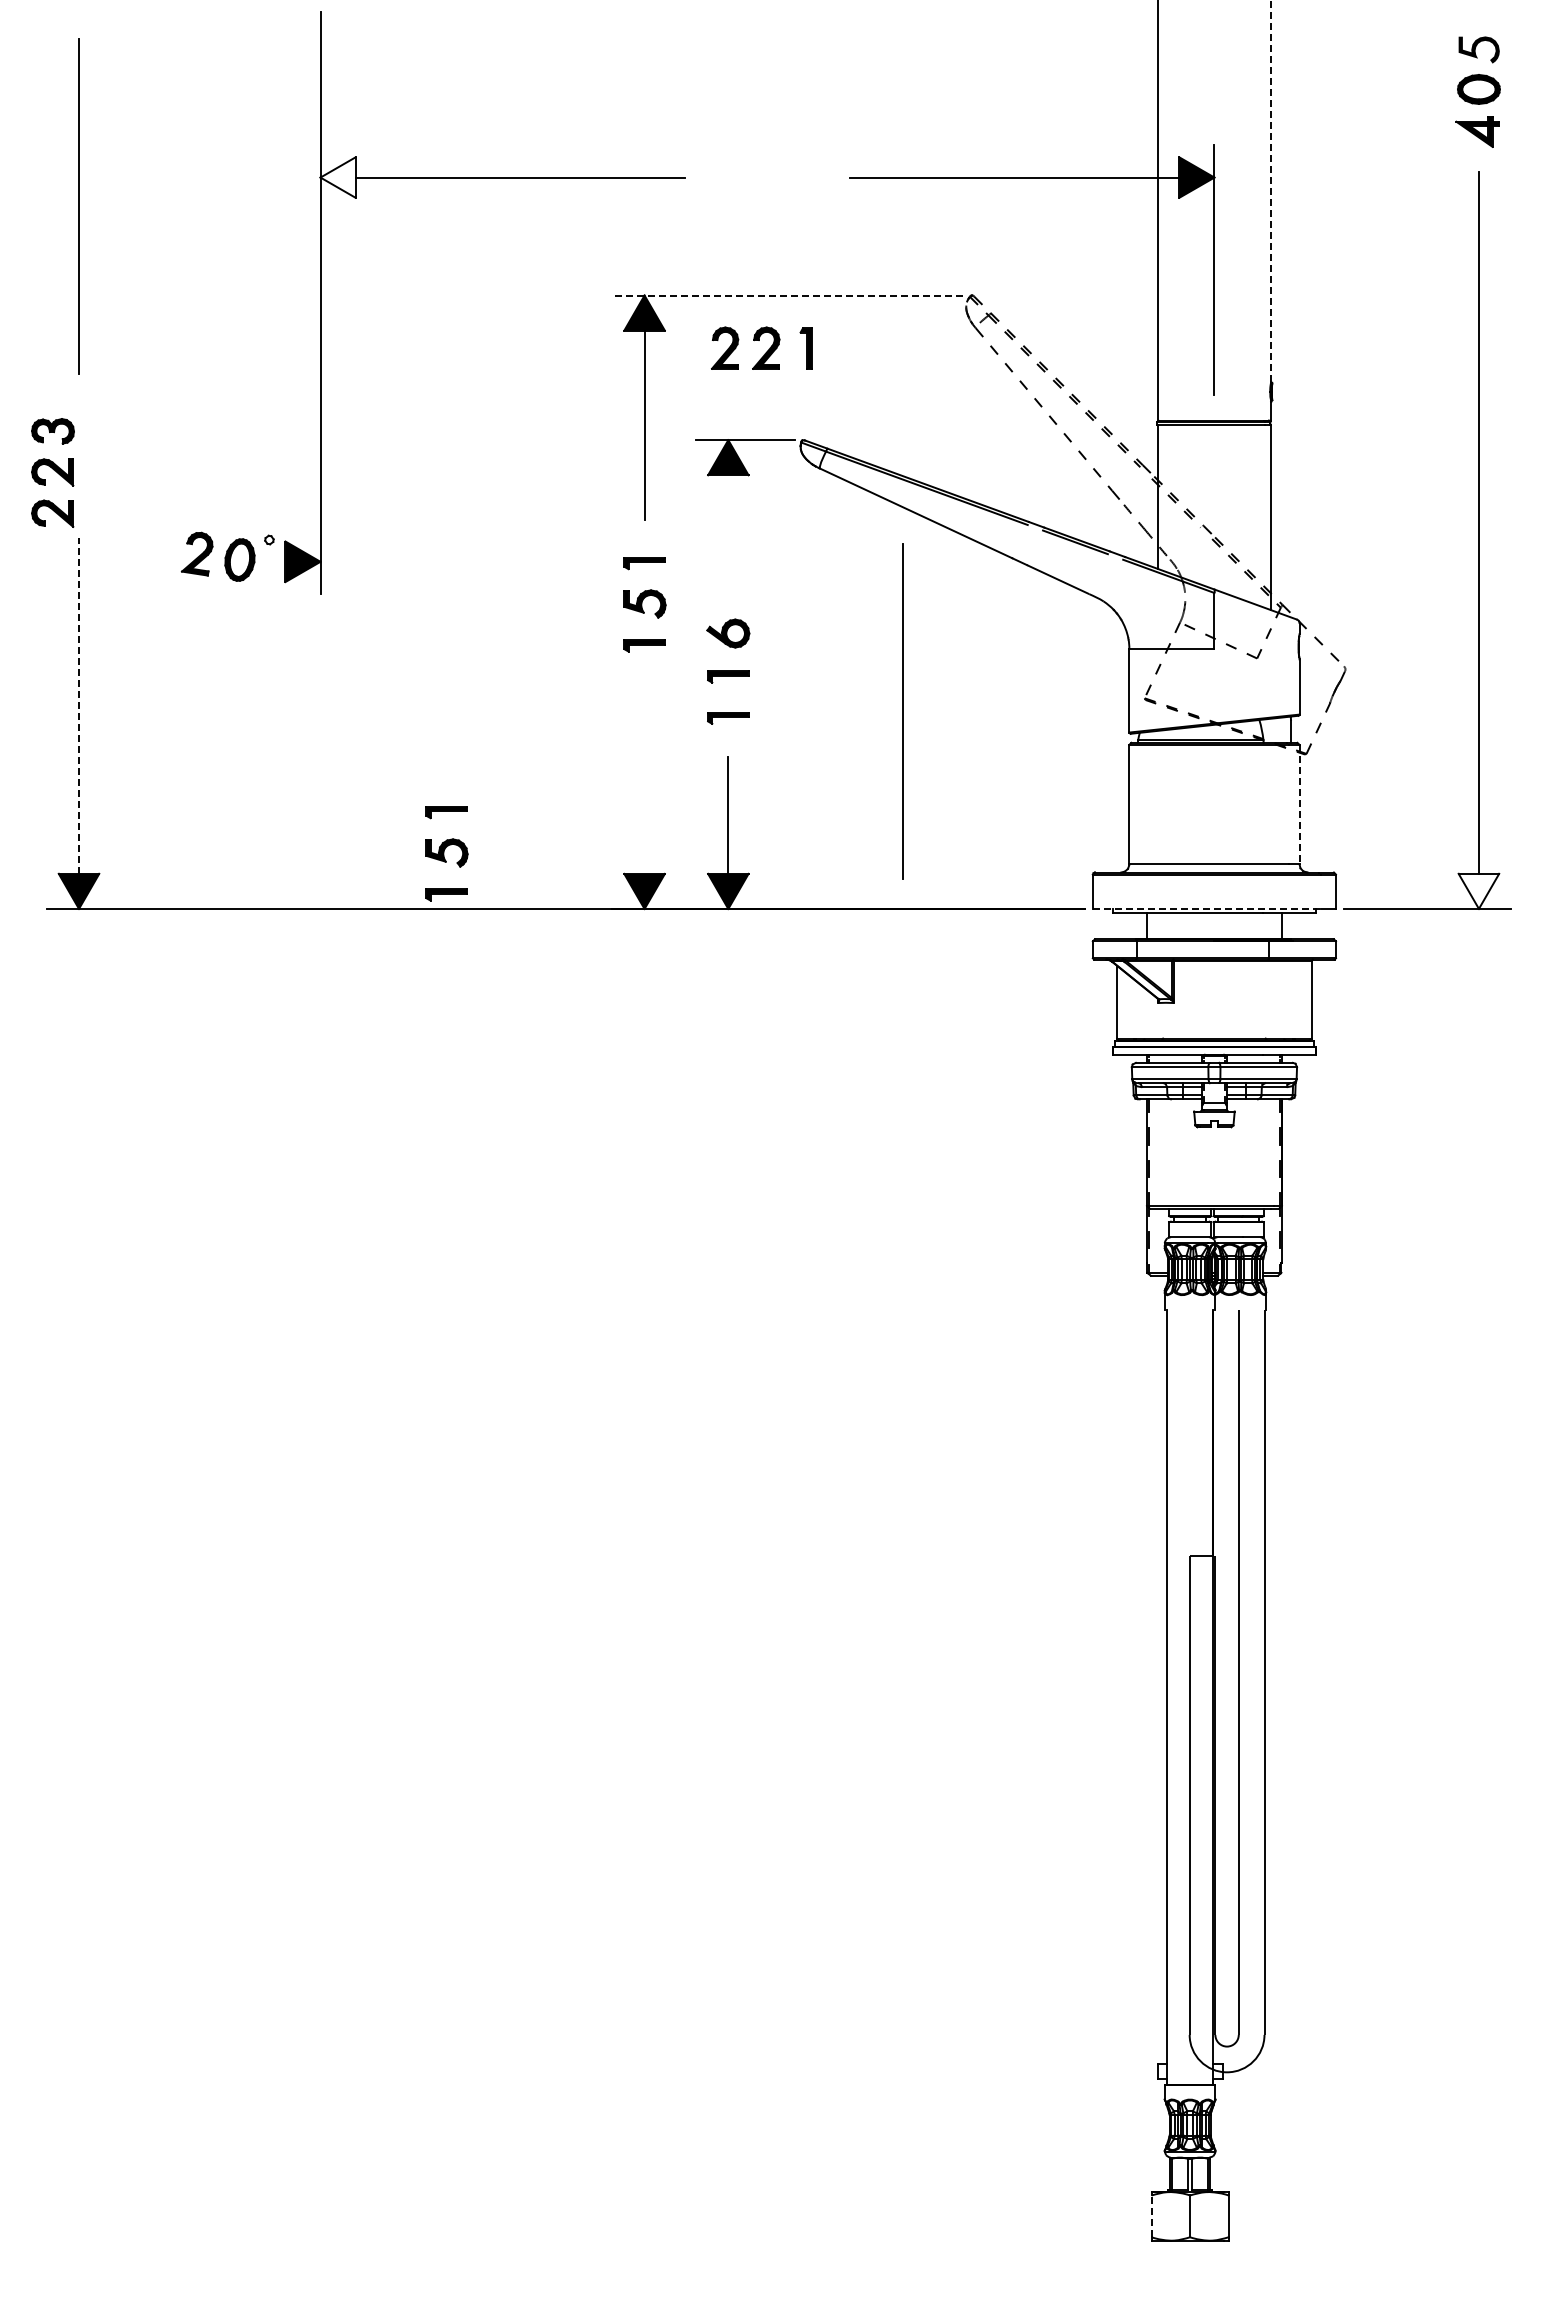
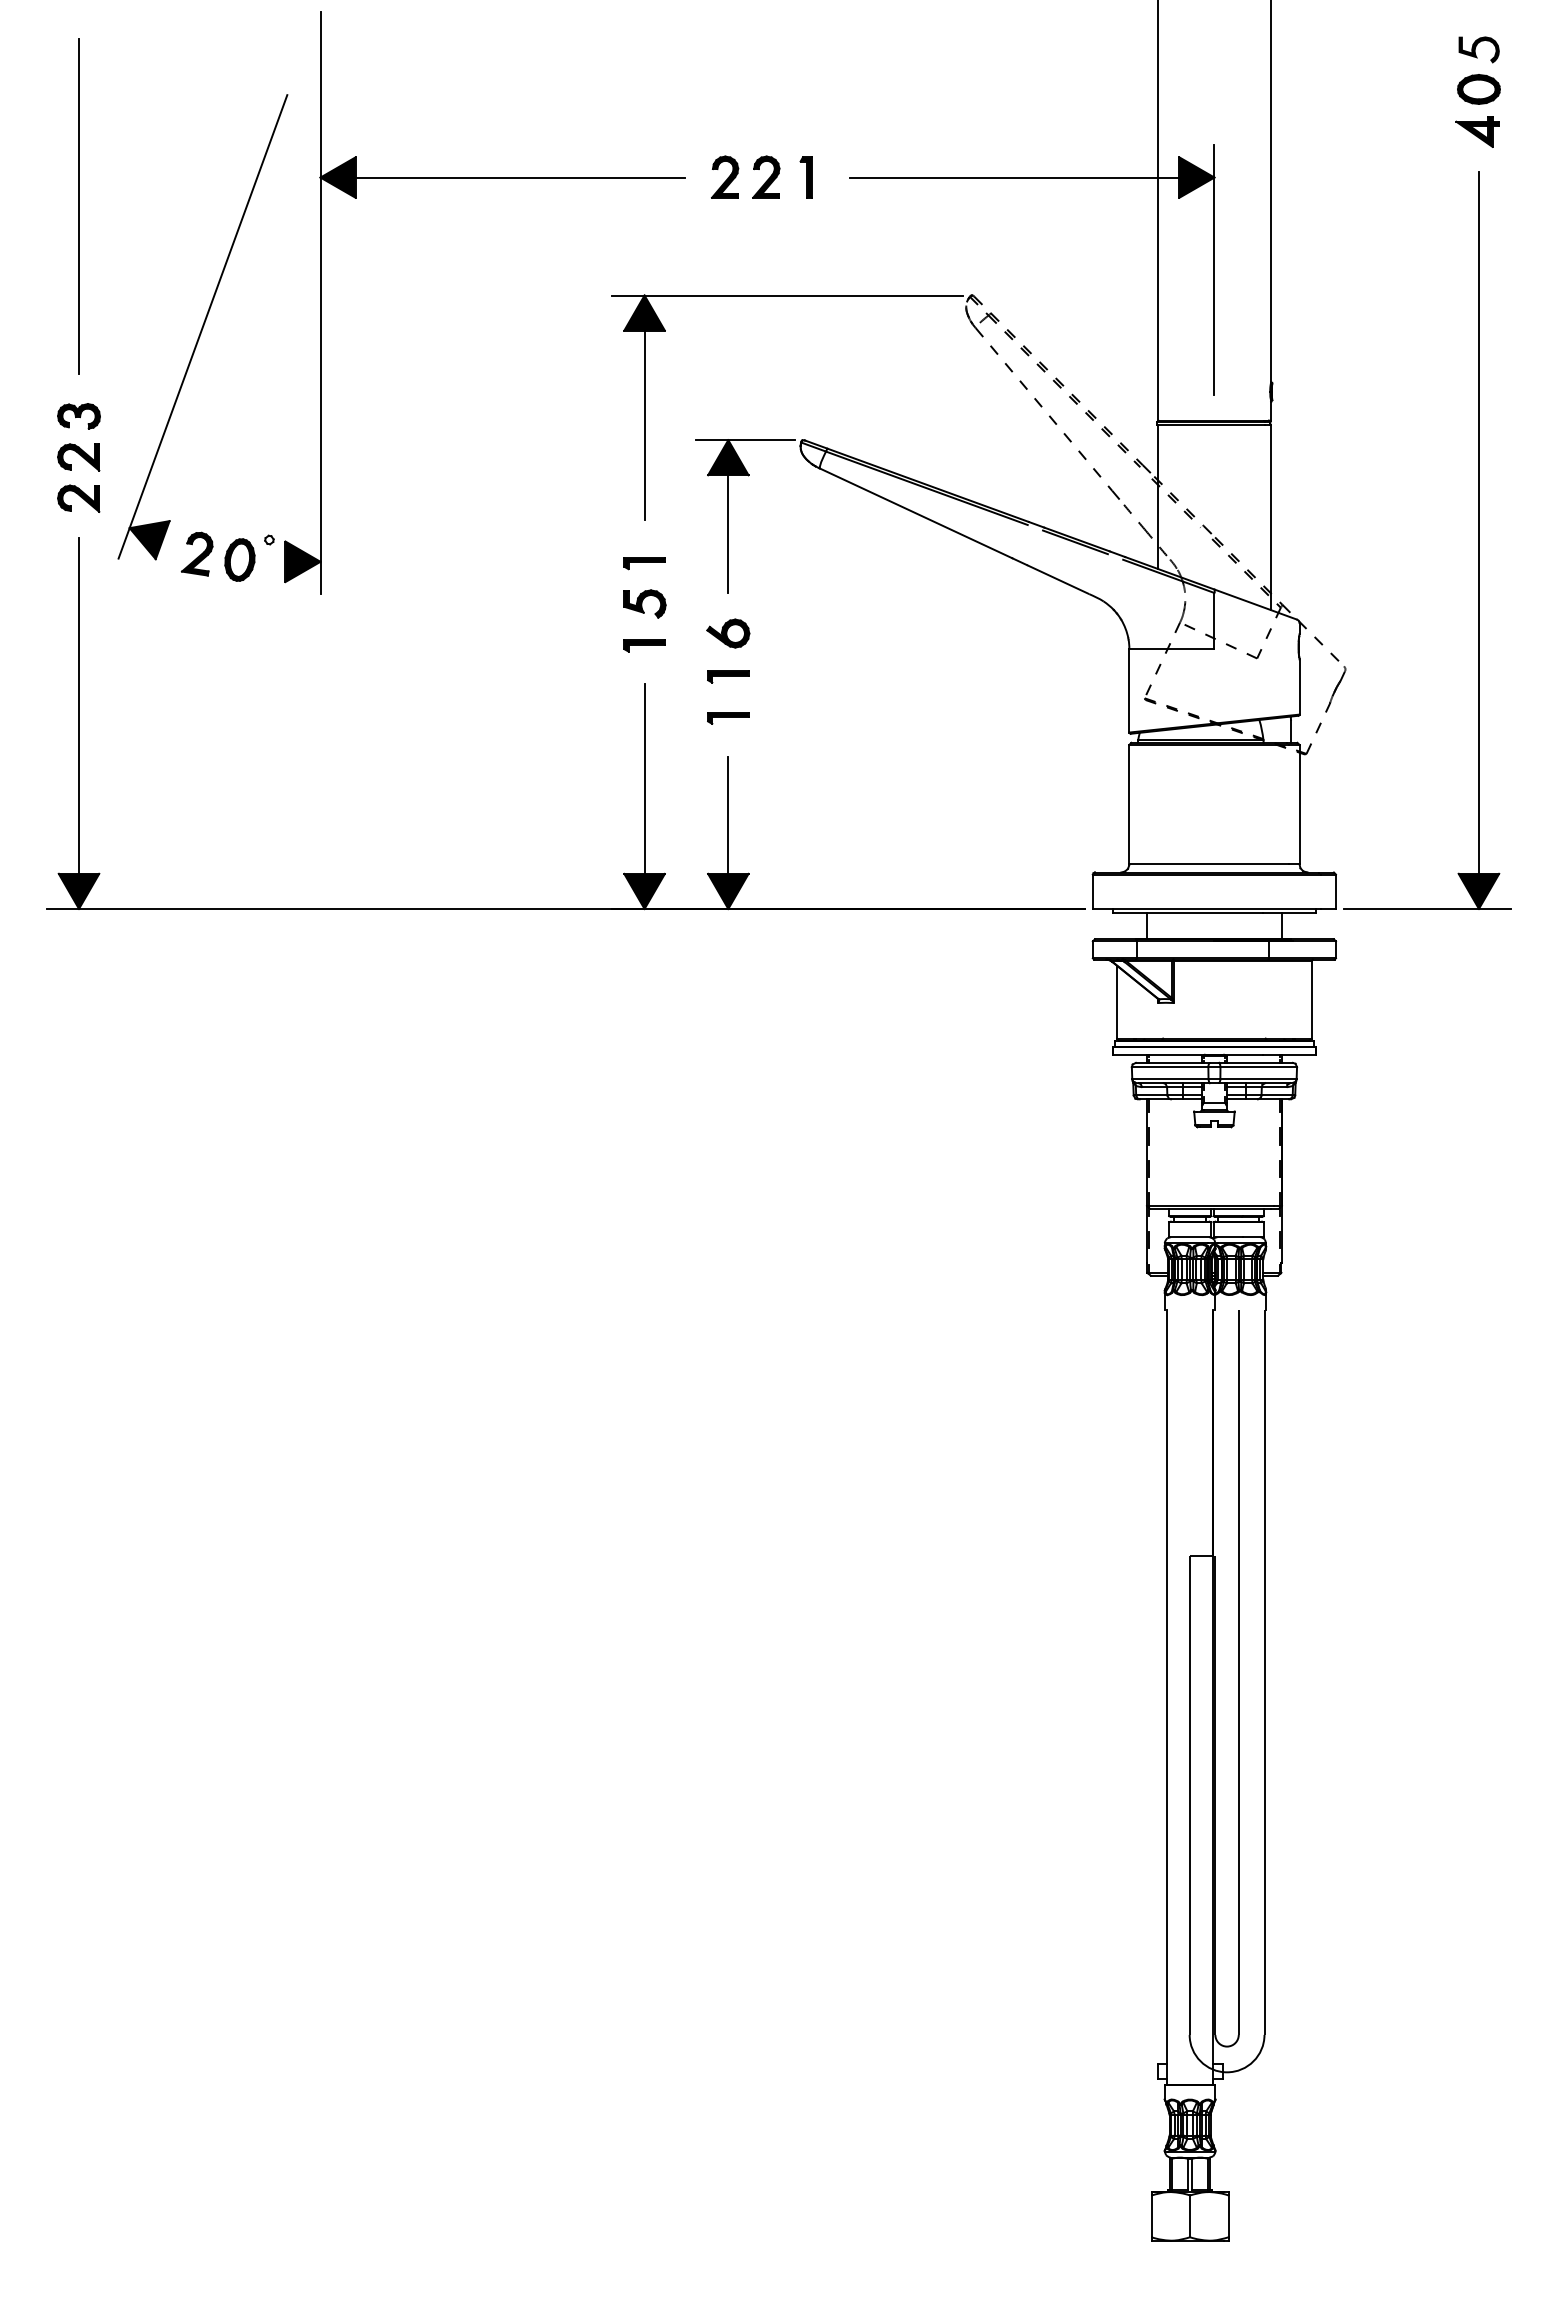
fill: none -> present (337, 177)
line: dashed -> solid (1271, 191)
line: dashed -> solid (787, 295)
part: none -> present (202, 327)
part position: (766, 351) -> (766, 180) (766, 180)
part position: (52, 472) -> (78, 457) (78, 457)
line: none -> present (728, 533)
line: dashed -> solid (79, 706)
line: present -> none (902, 711)
line: none -> present (644, 778)
line: dashed -> solid (1299, 804)
part: present -> none (446, 853)
fill: none -> present (1478, 890)
line: dashed -> solid (1207, 908)
line: dashed -> solid (1151, 2216)
